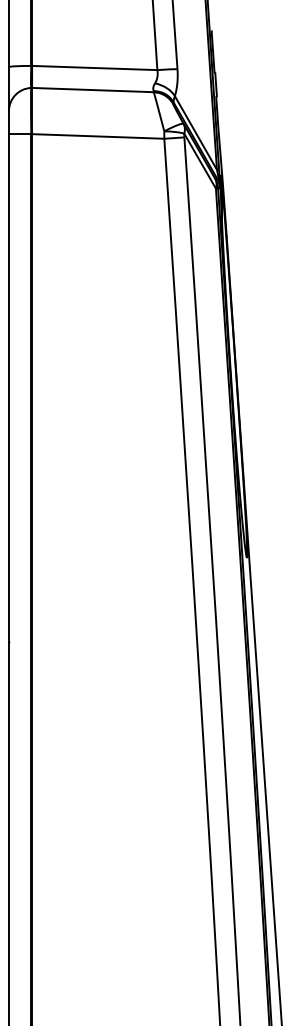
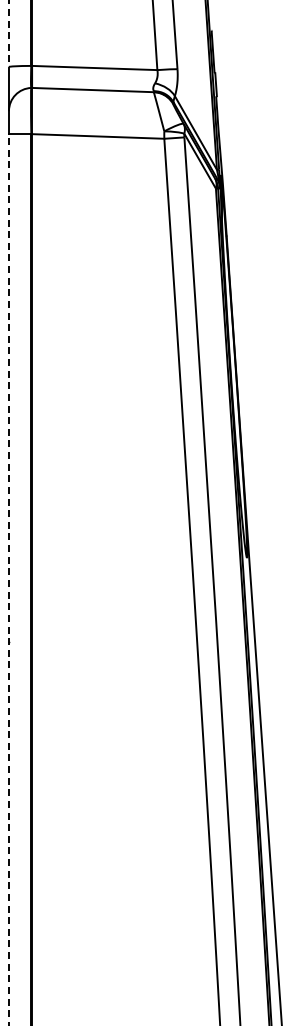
line: solid -> dashed (8, 34)
line: solid -> dashed (8, 580)
